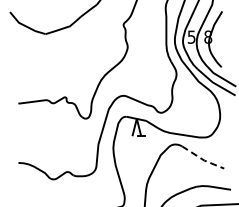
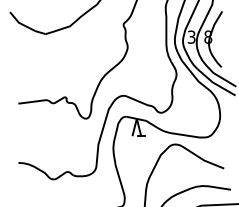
text: 5 -> 3 (191, 36)
line: dashed -> solid (202, 159)
